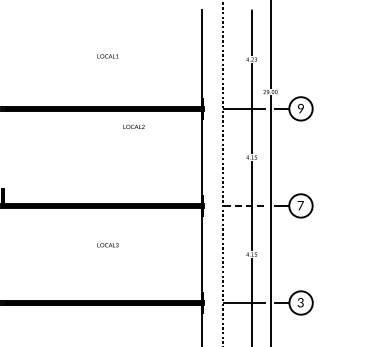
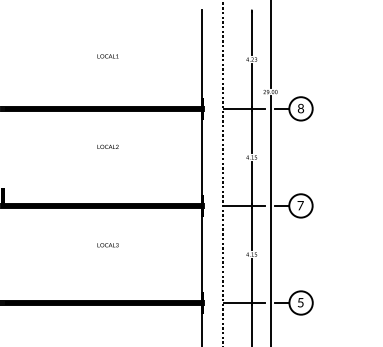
text: 9 -> 8 (300, 109)
text position: (133, 126) -> (107, 146) (107, 146)
line: dashed -> solid (244, 206)
text: 3 -> 5 (300, 302)
